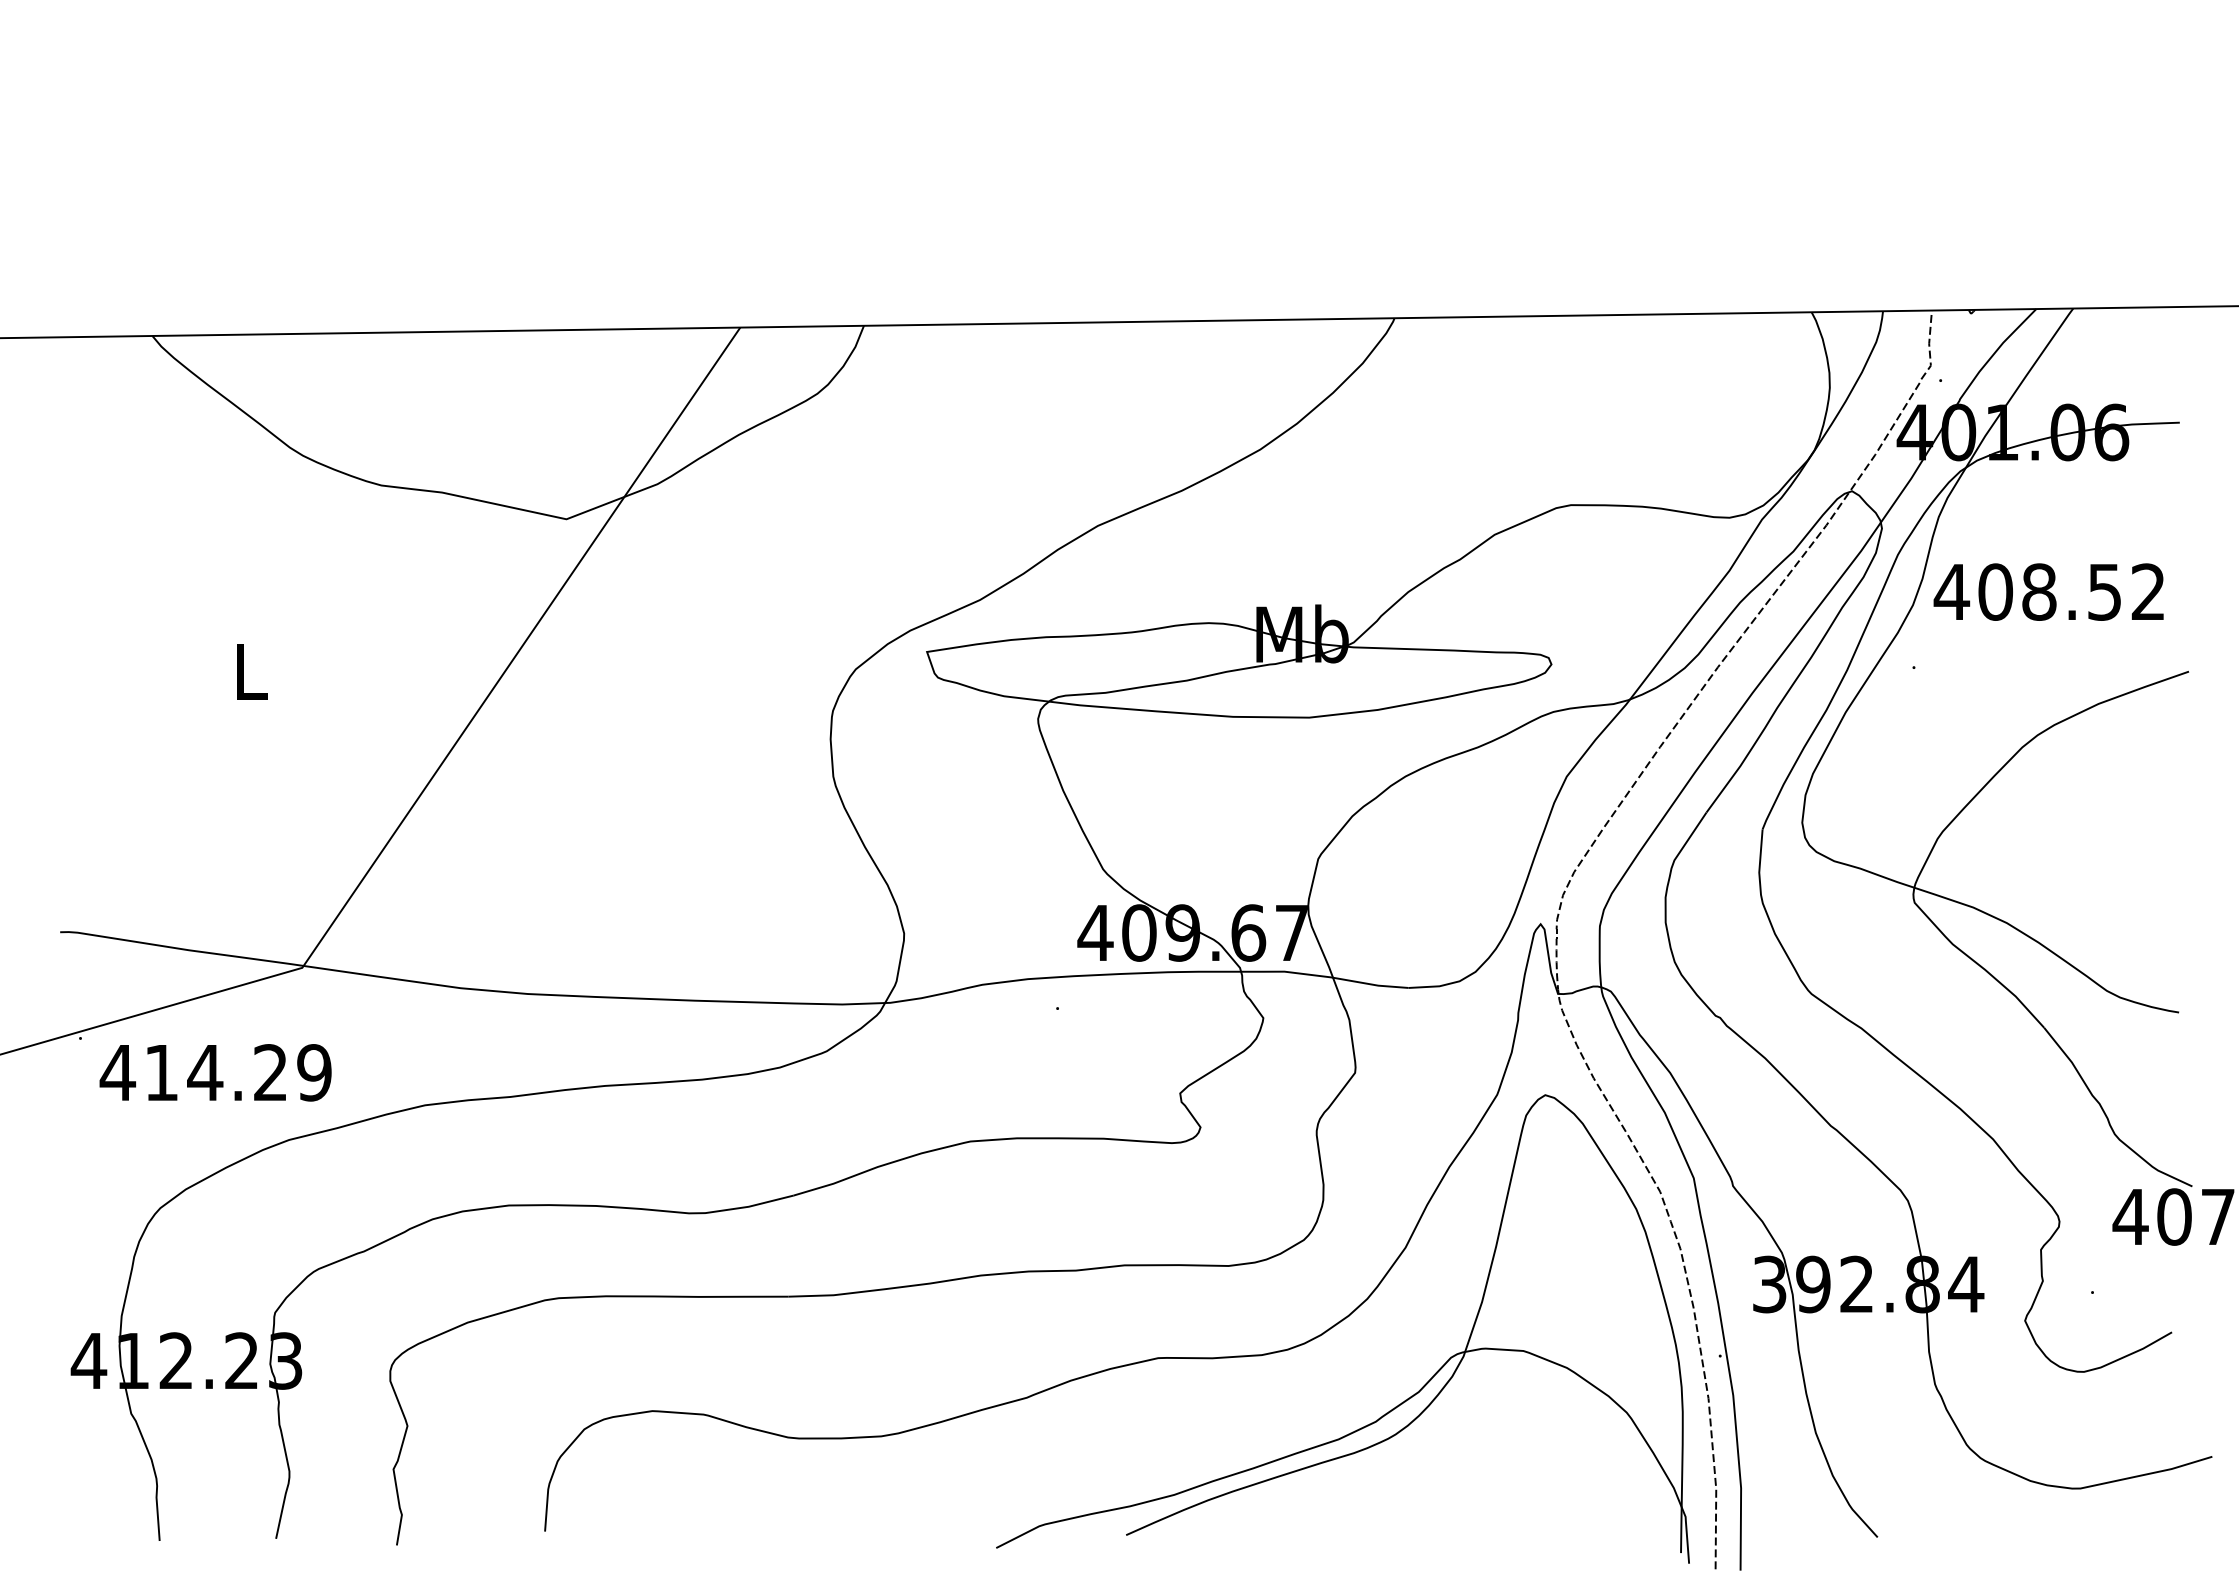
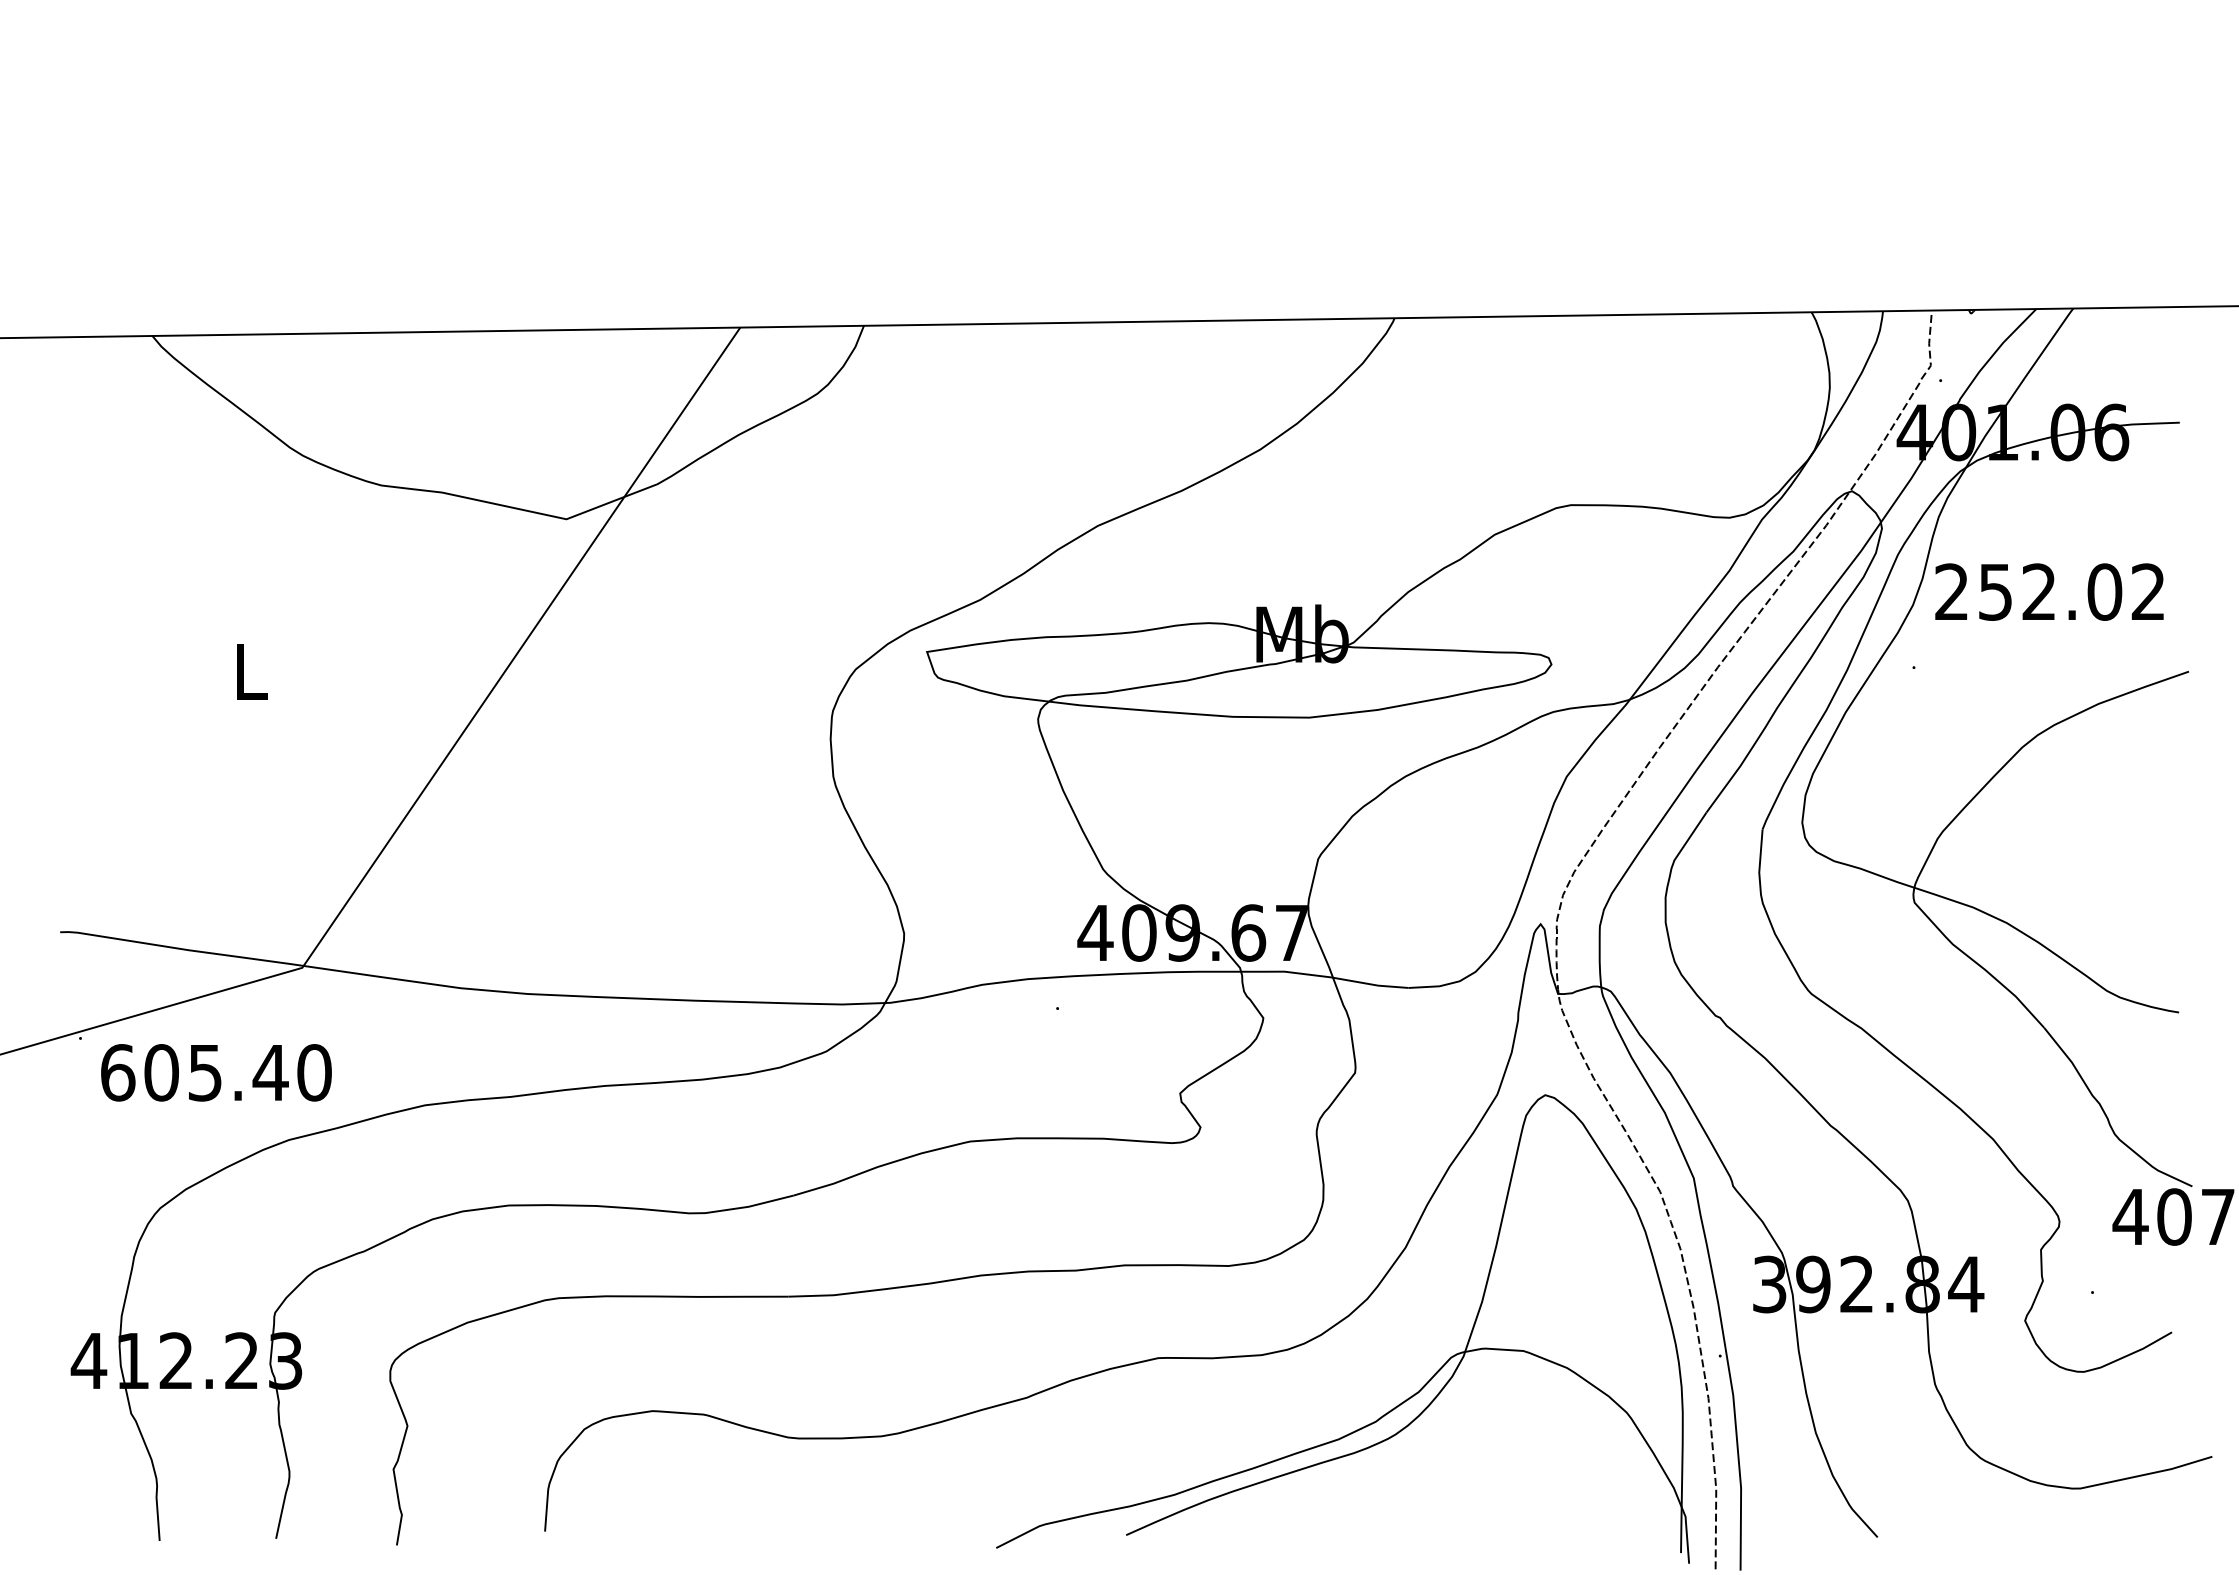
text: 408.52 -> 252.02 (2027, 591)
text: 414.29 -> 605.40 (215, 1072)
